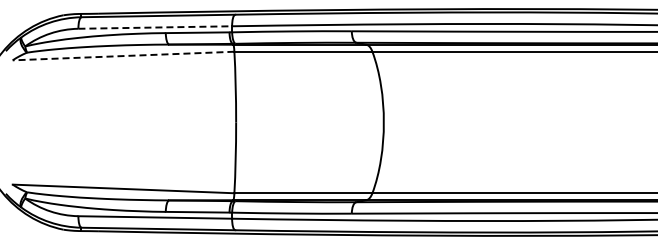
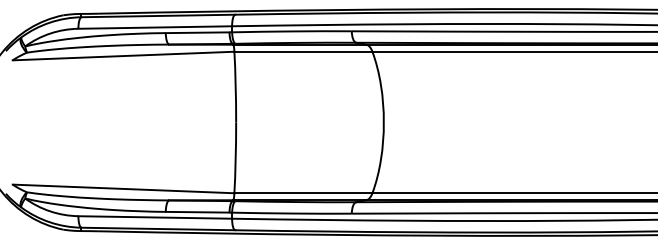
line: dashed -> solid (155, 27)
line: dashed -> solid (123, 56)
